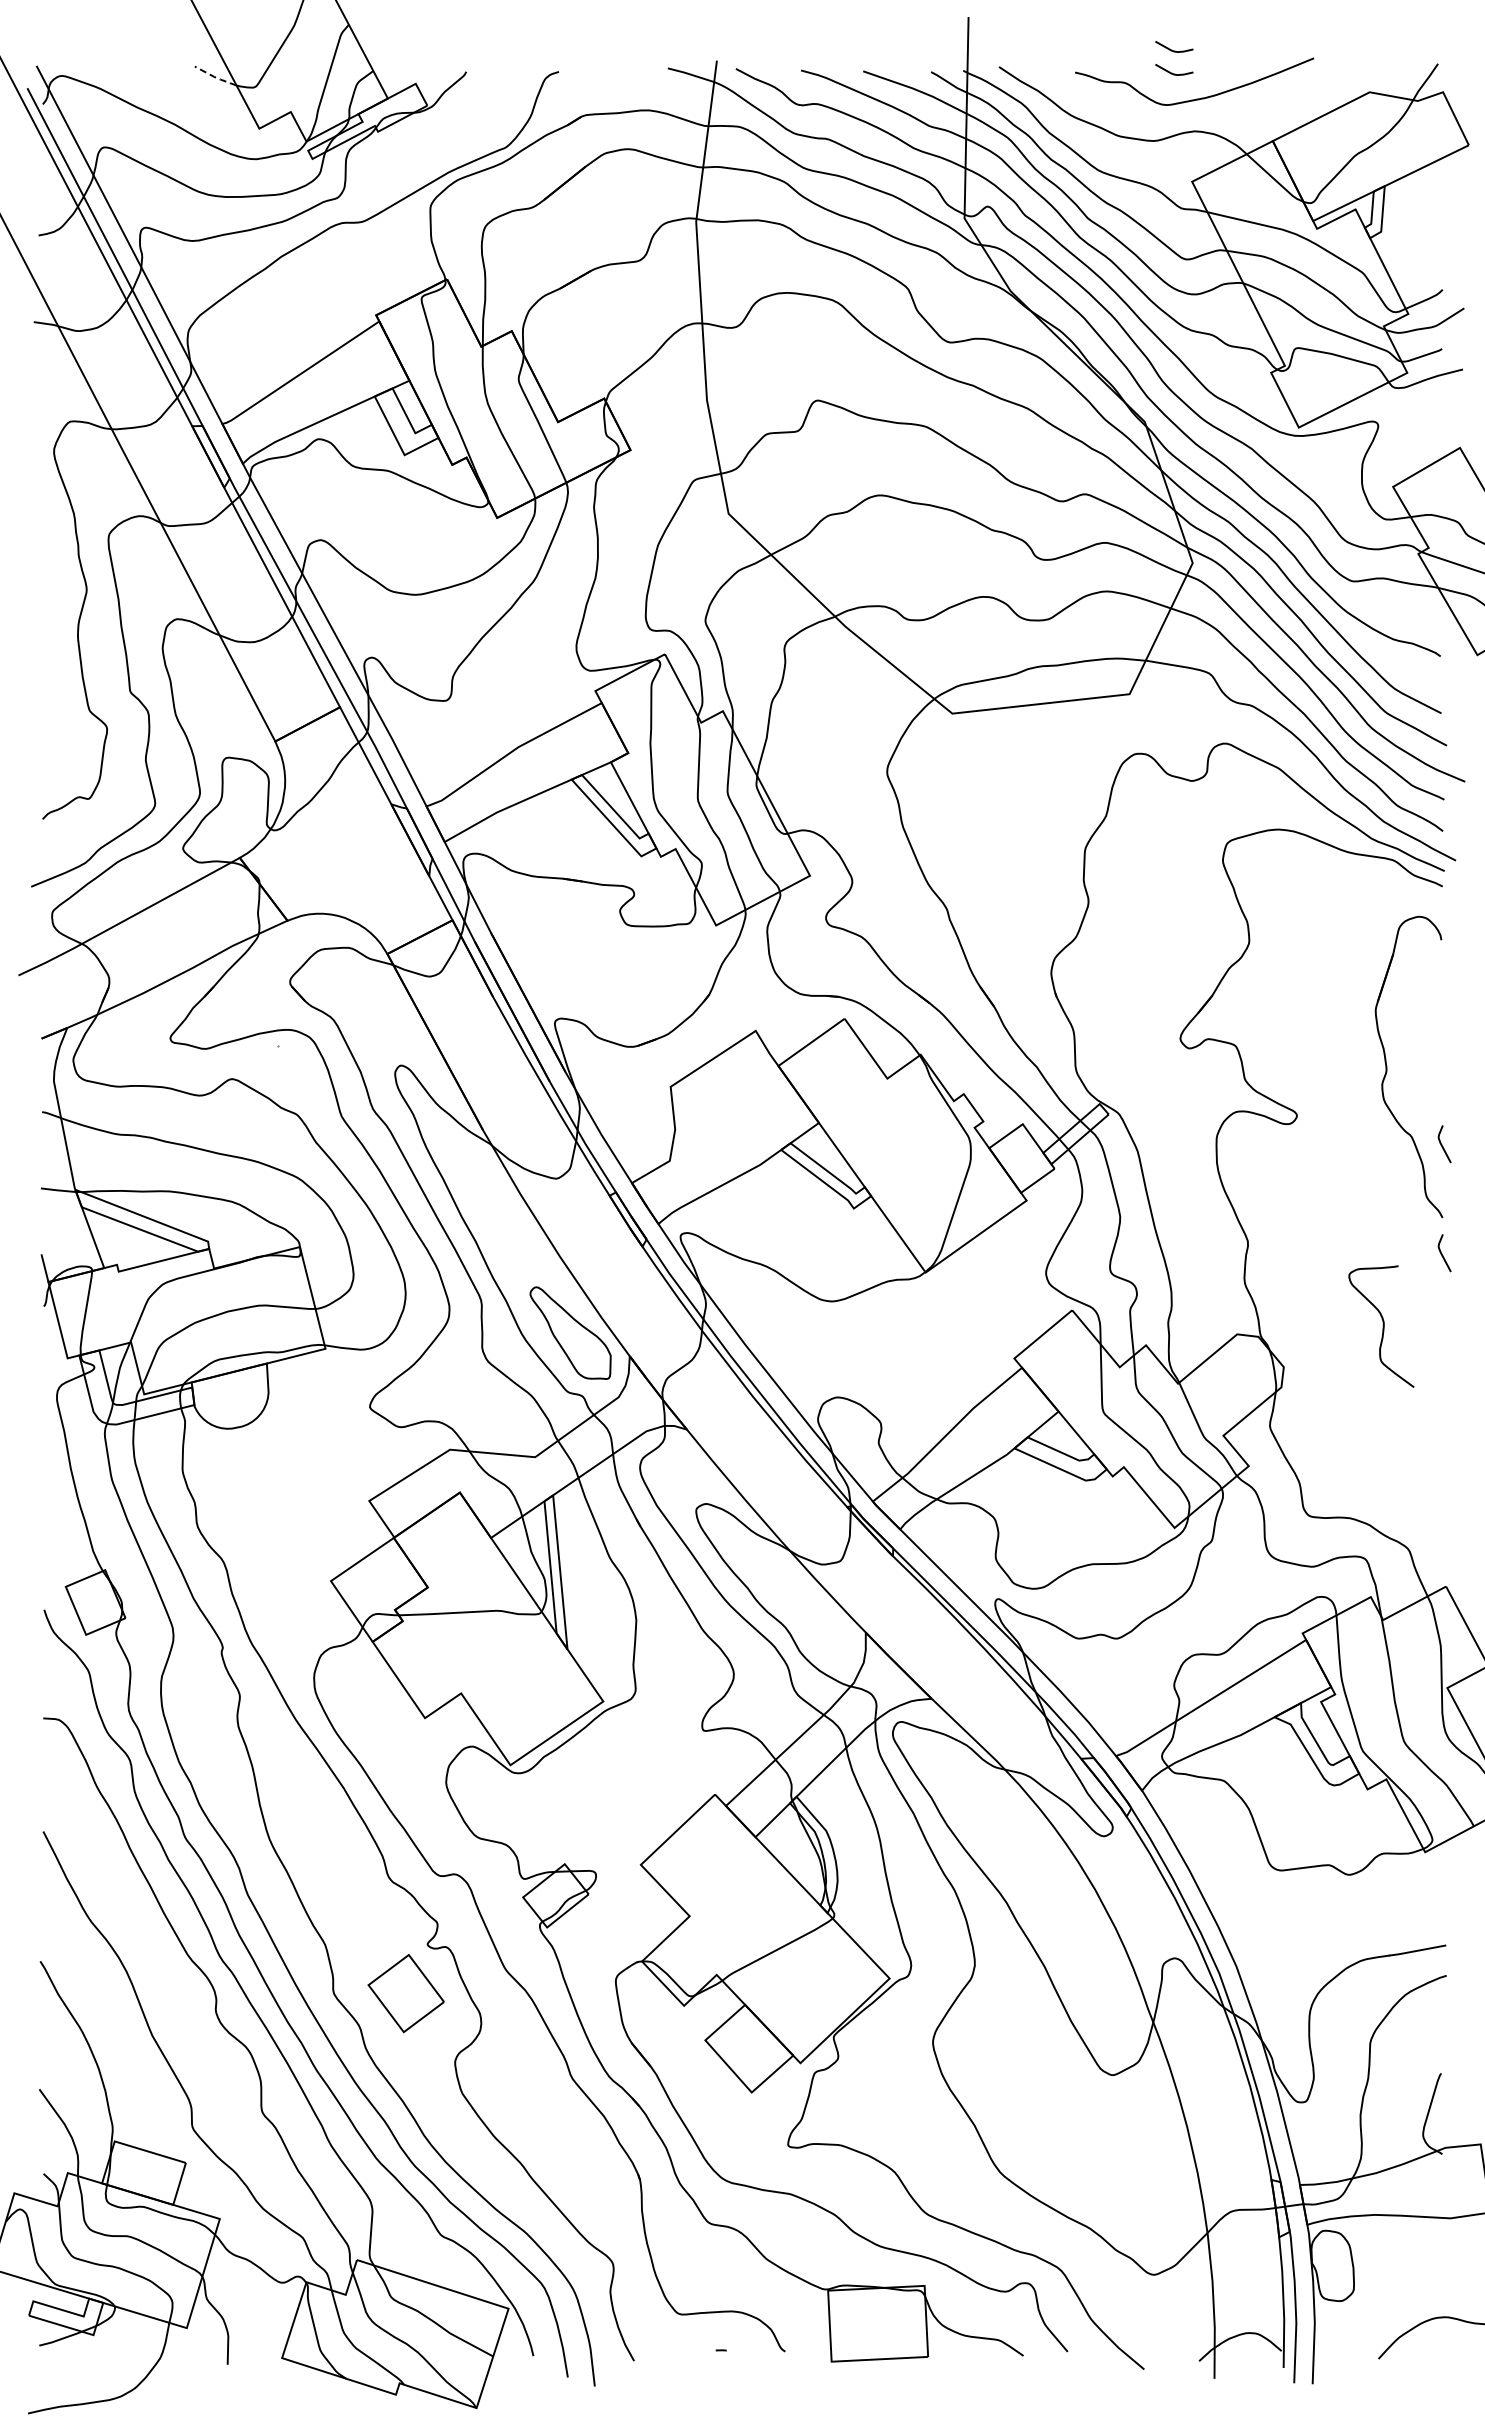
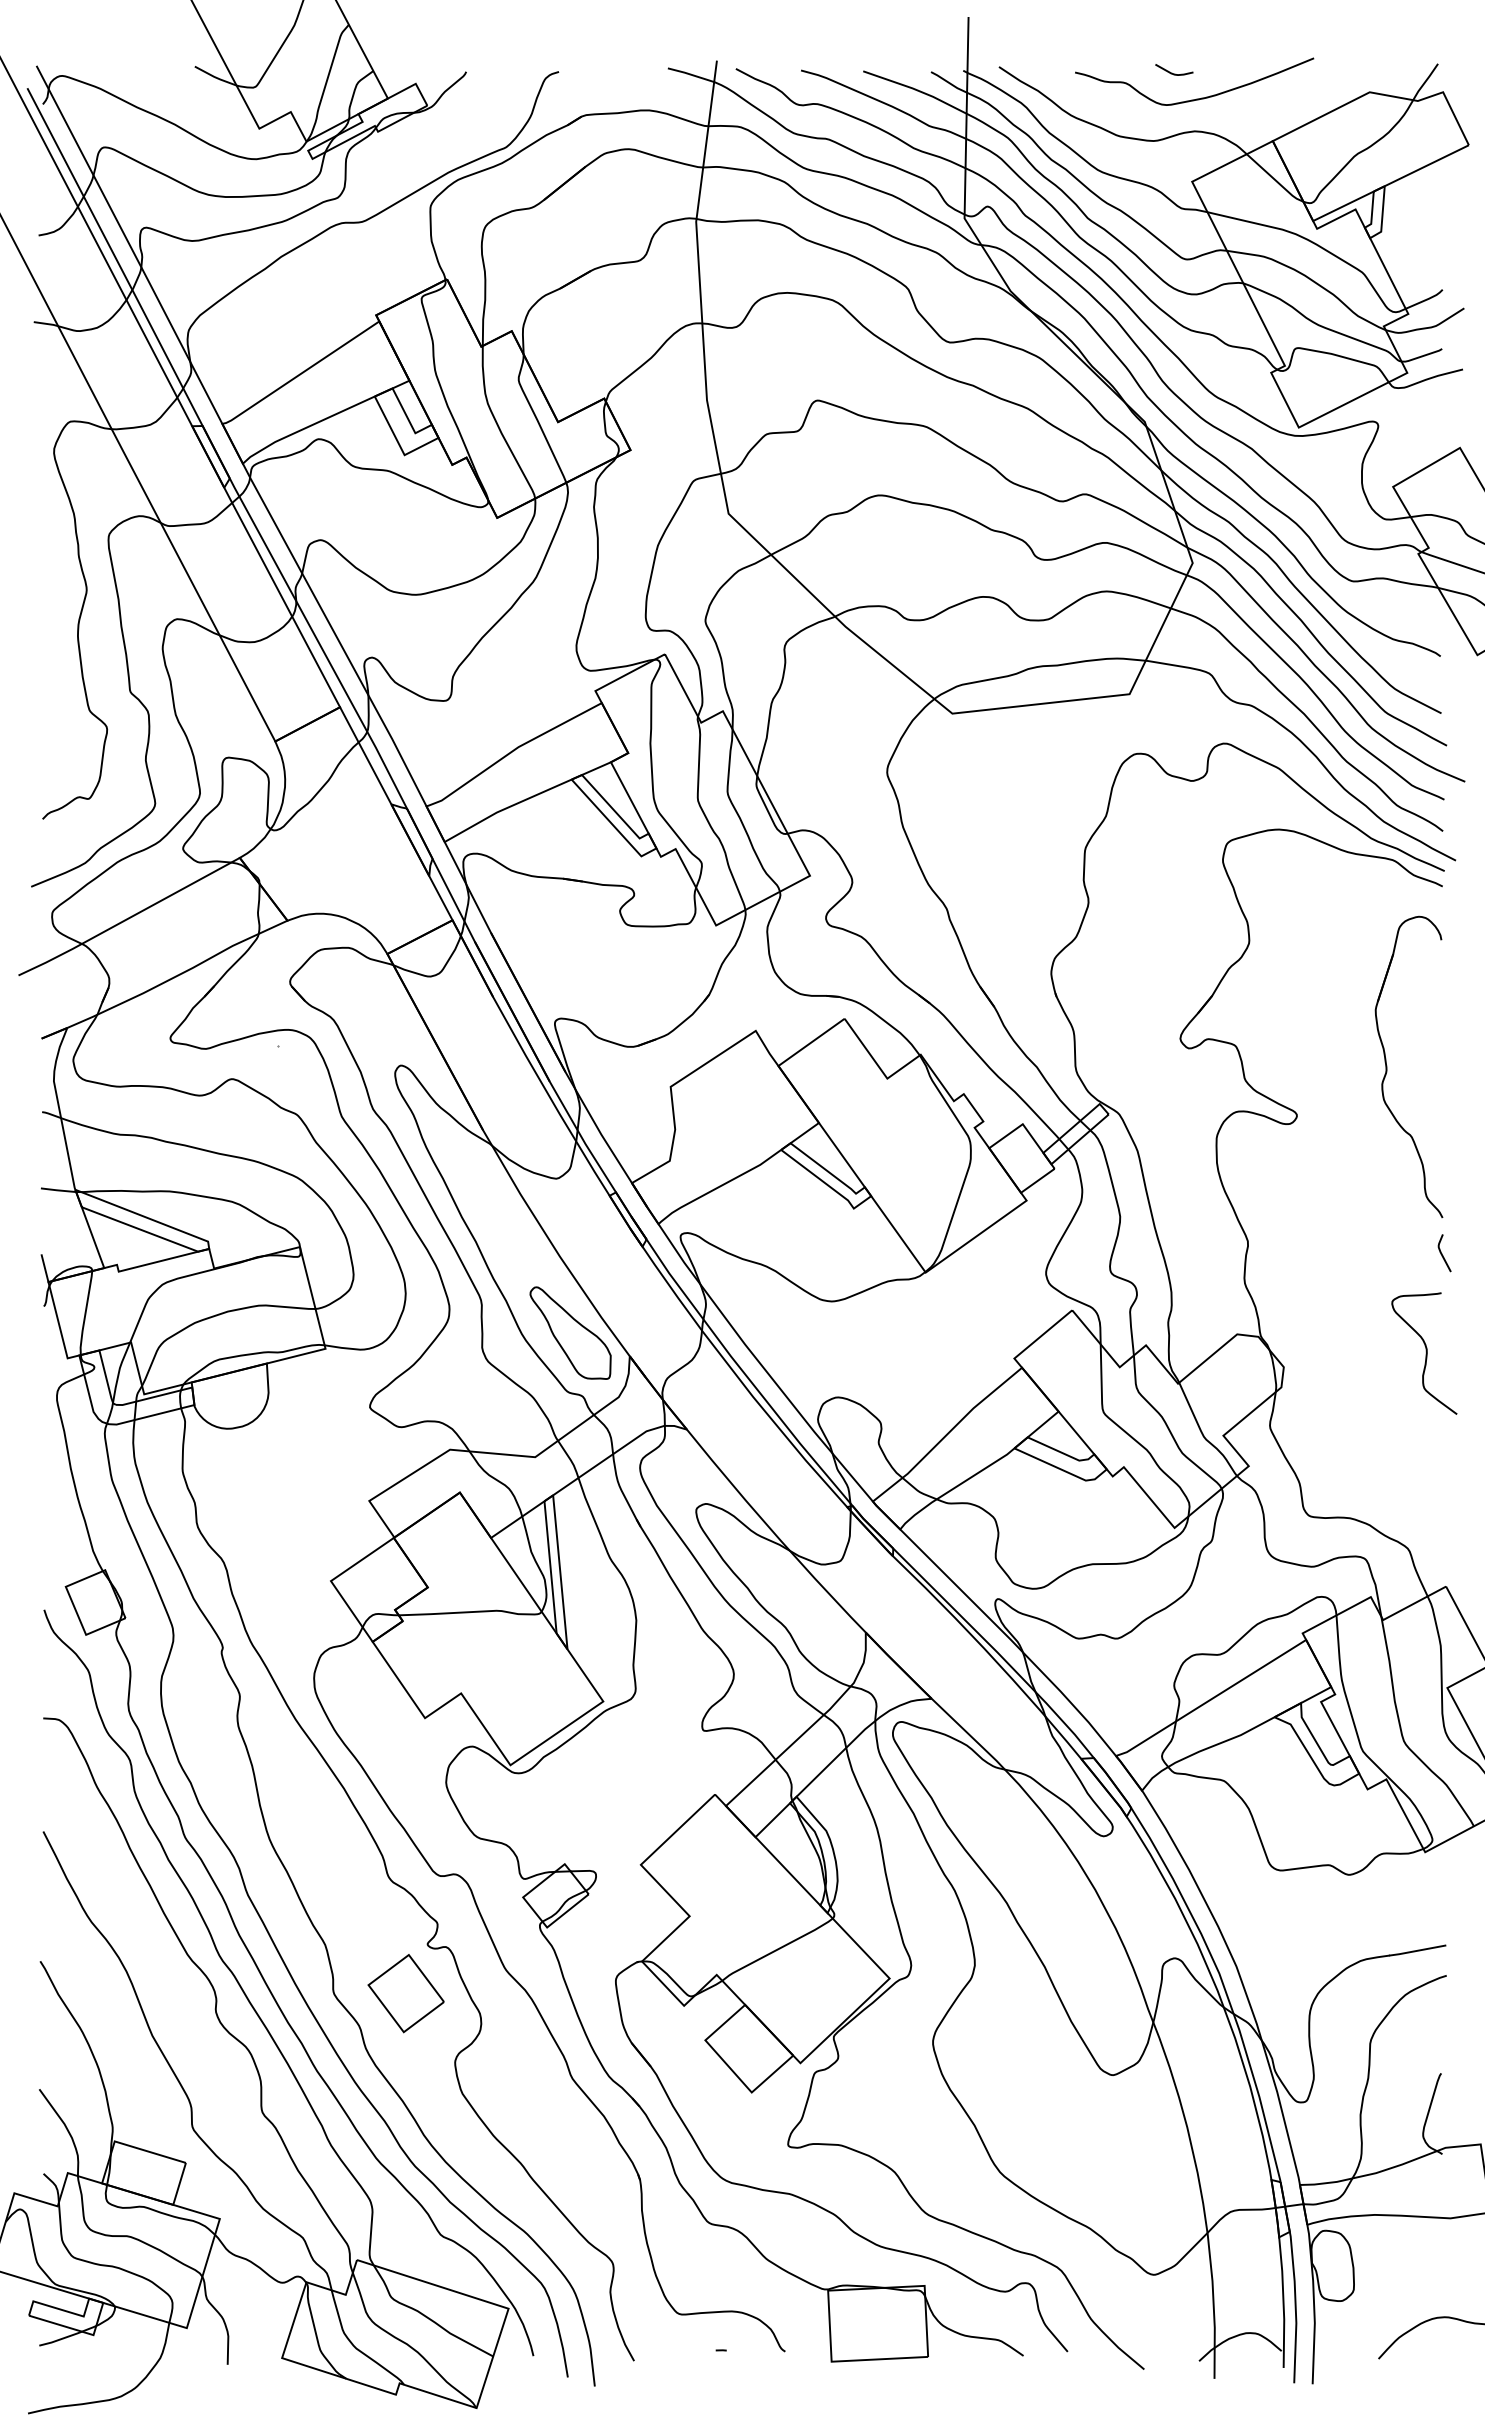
curve: present -> none (1172, 49)
line: dashed -> solid (215, 77)
curve: present -> none (1442, 1144)
curve position: (1382, 1326) -> (1425, 1353) (1425, 1353)
